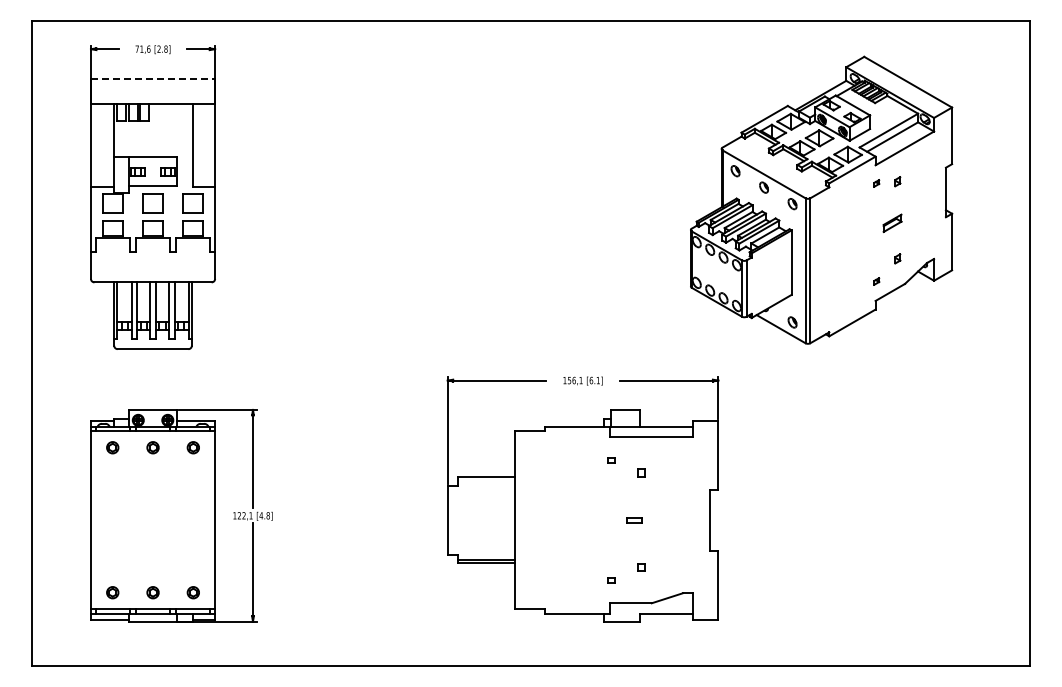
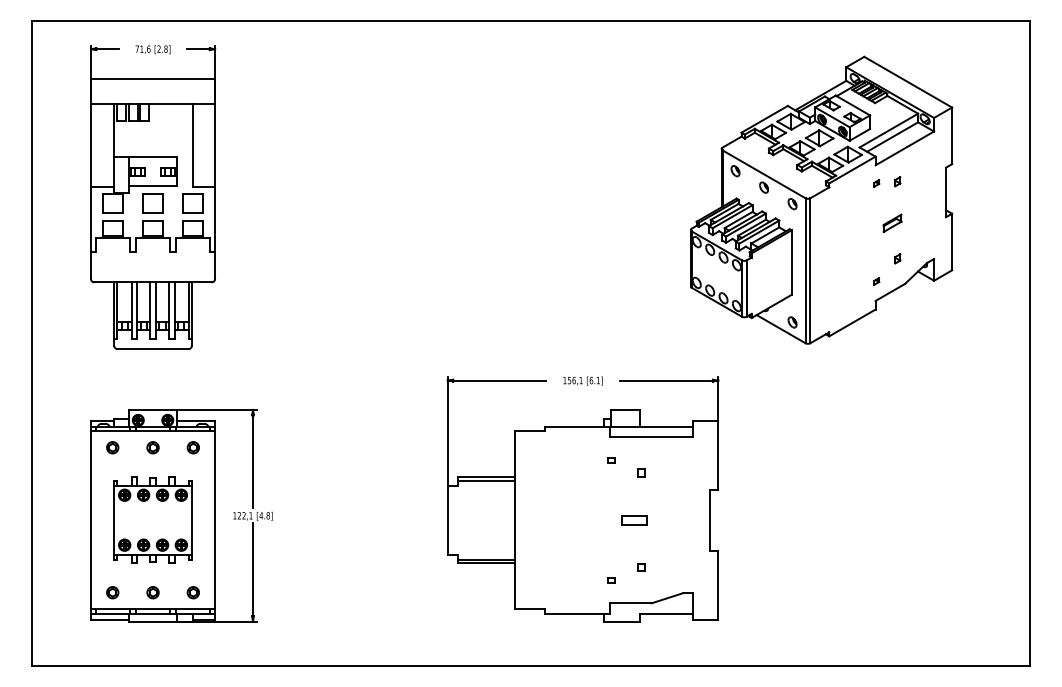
line: dashed -> solid (153, 78)
line: none -> present (486, 480)
part: none -> present (152, 519)
part size: 17x7 px -> 27x11 px (634, 520)
